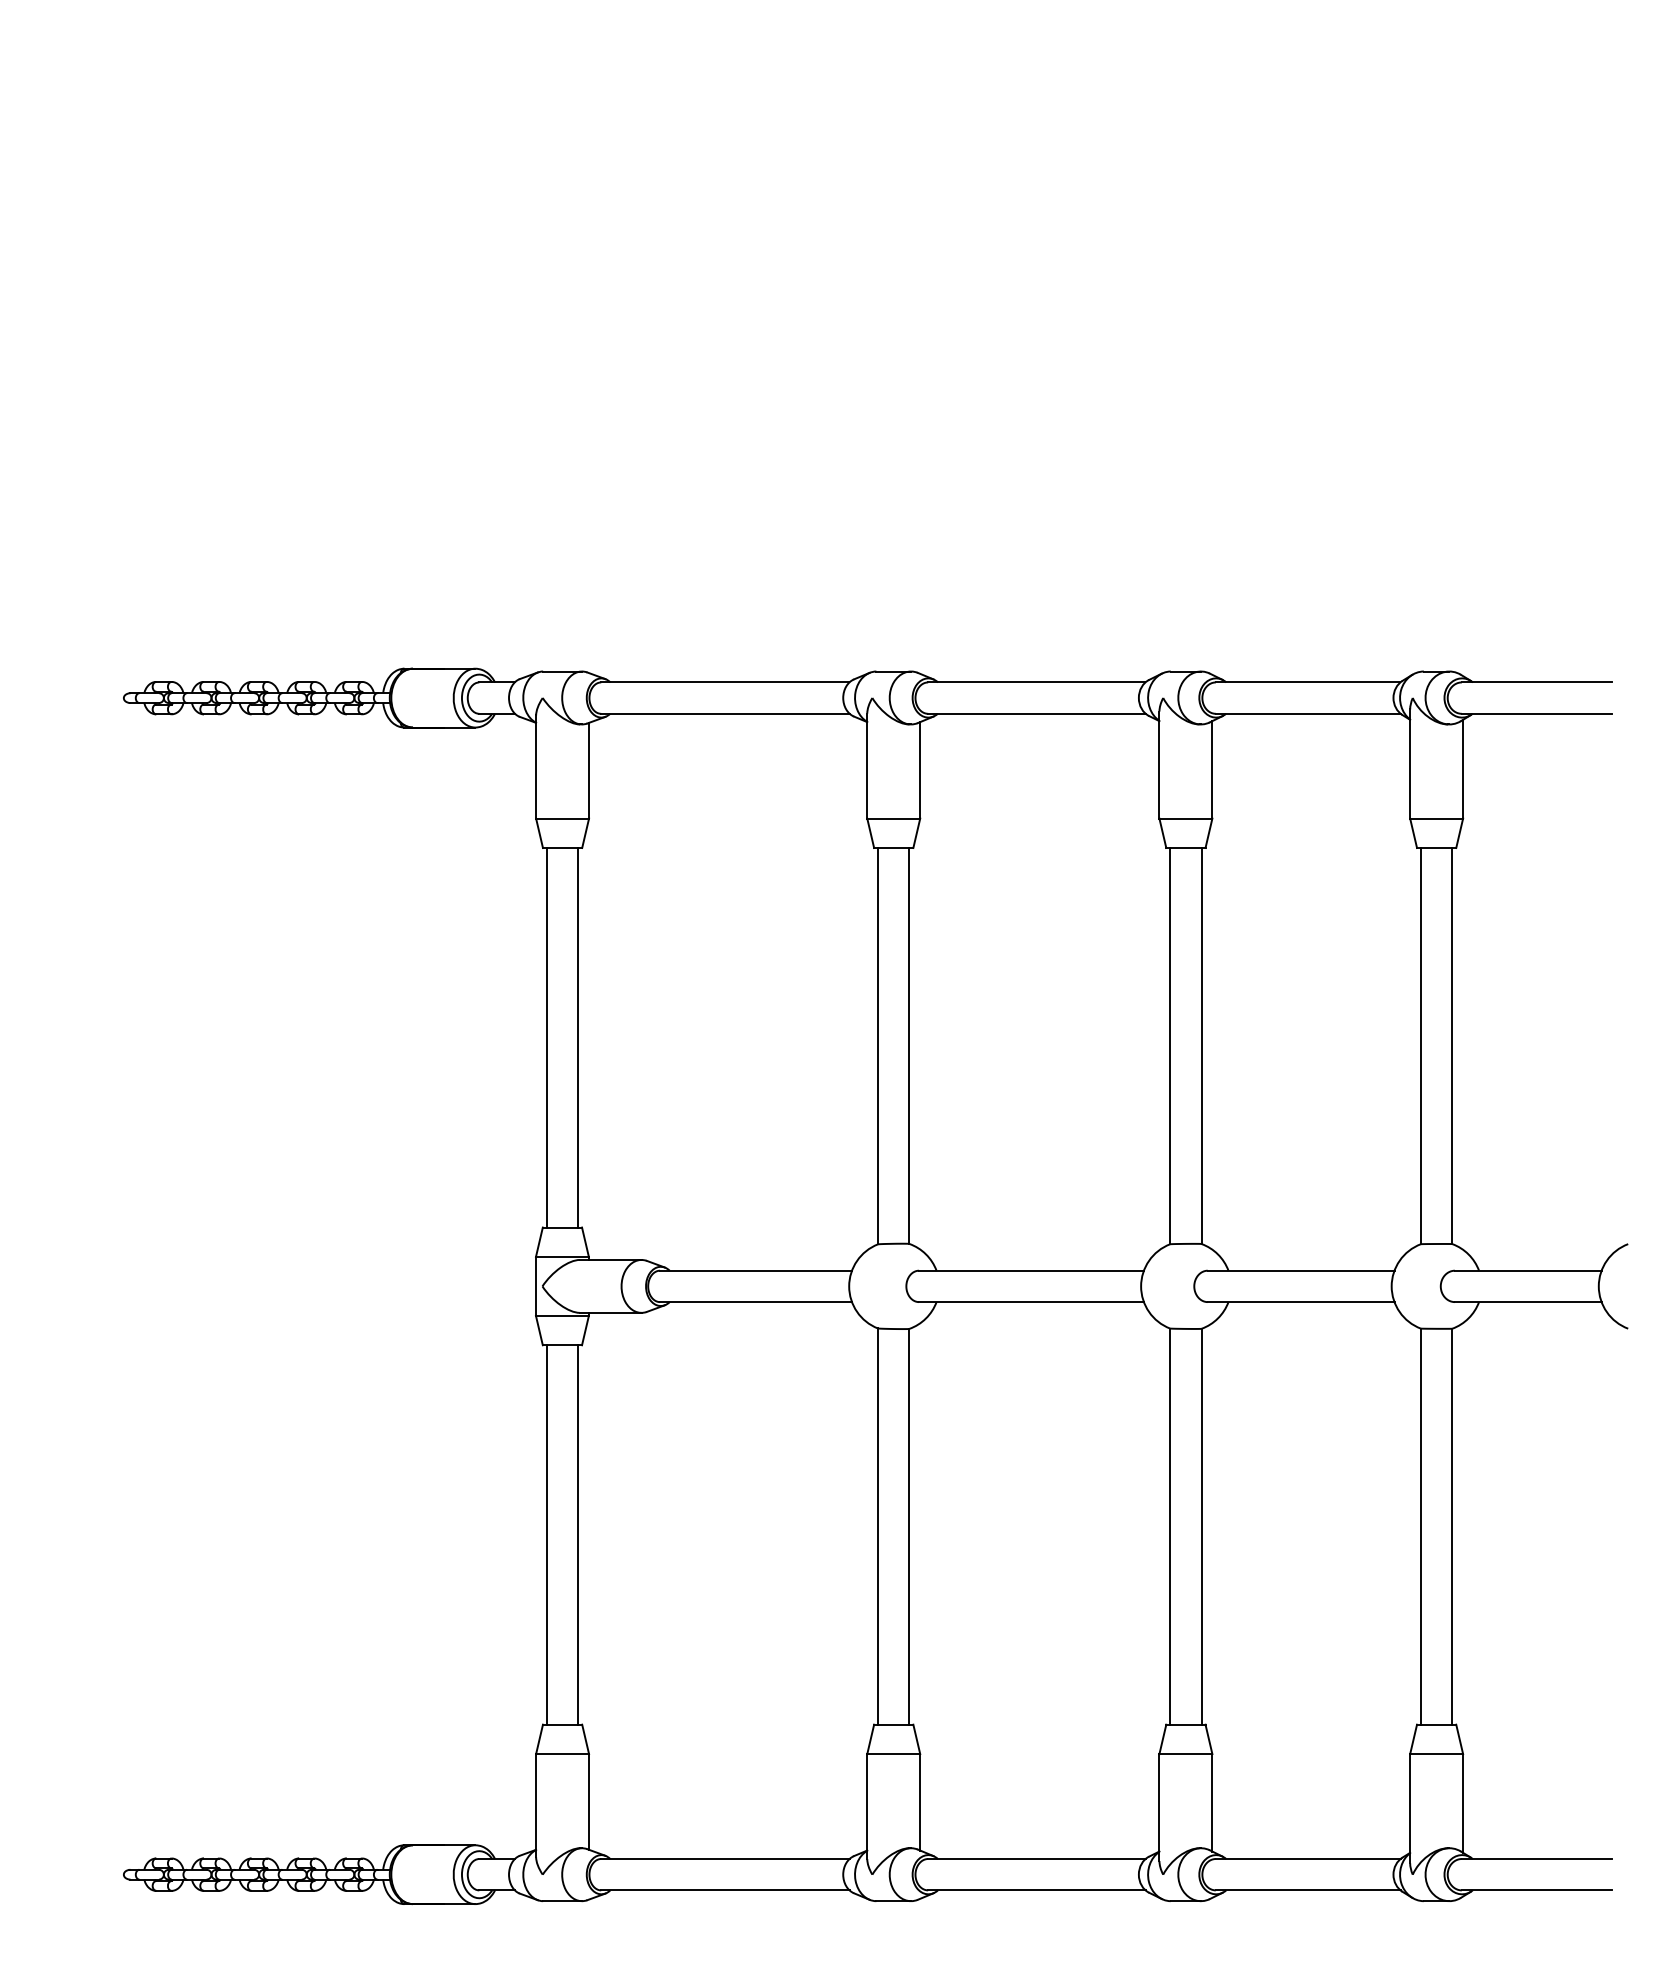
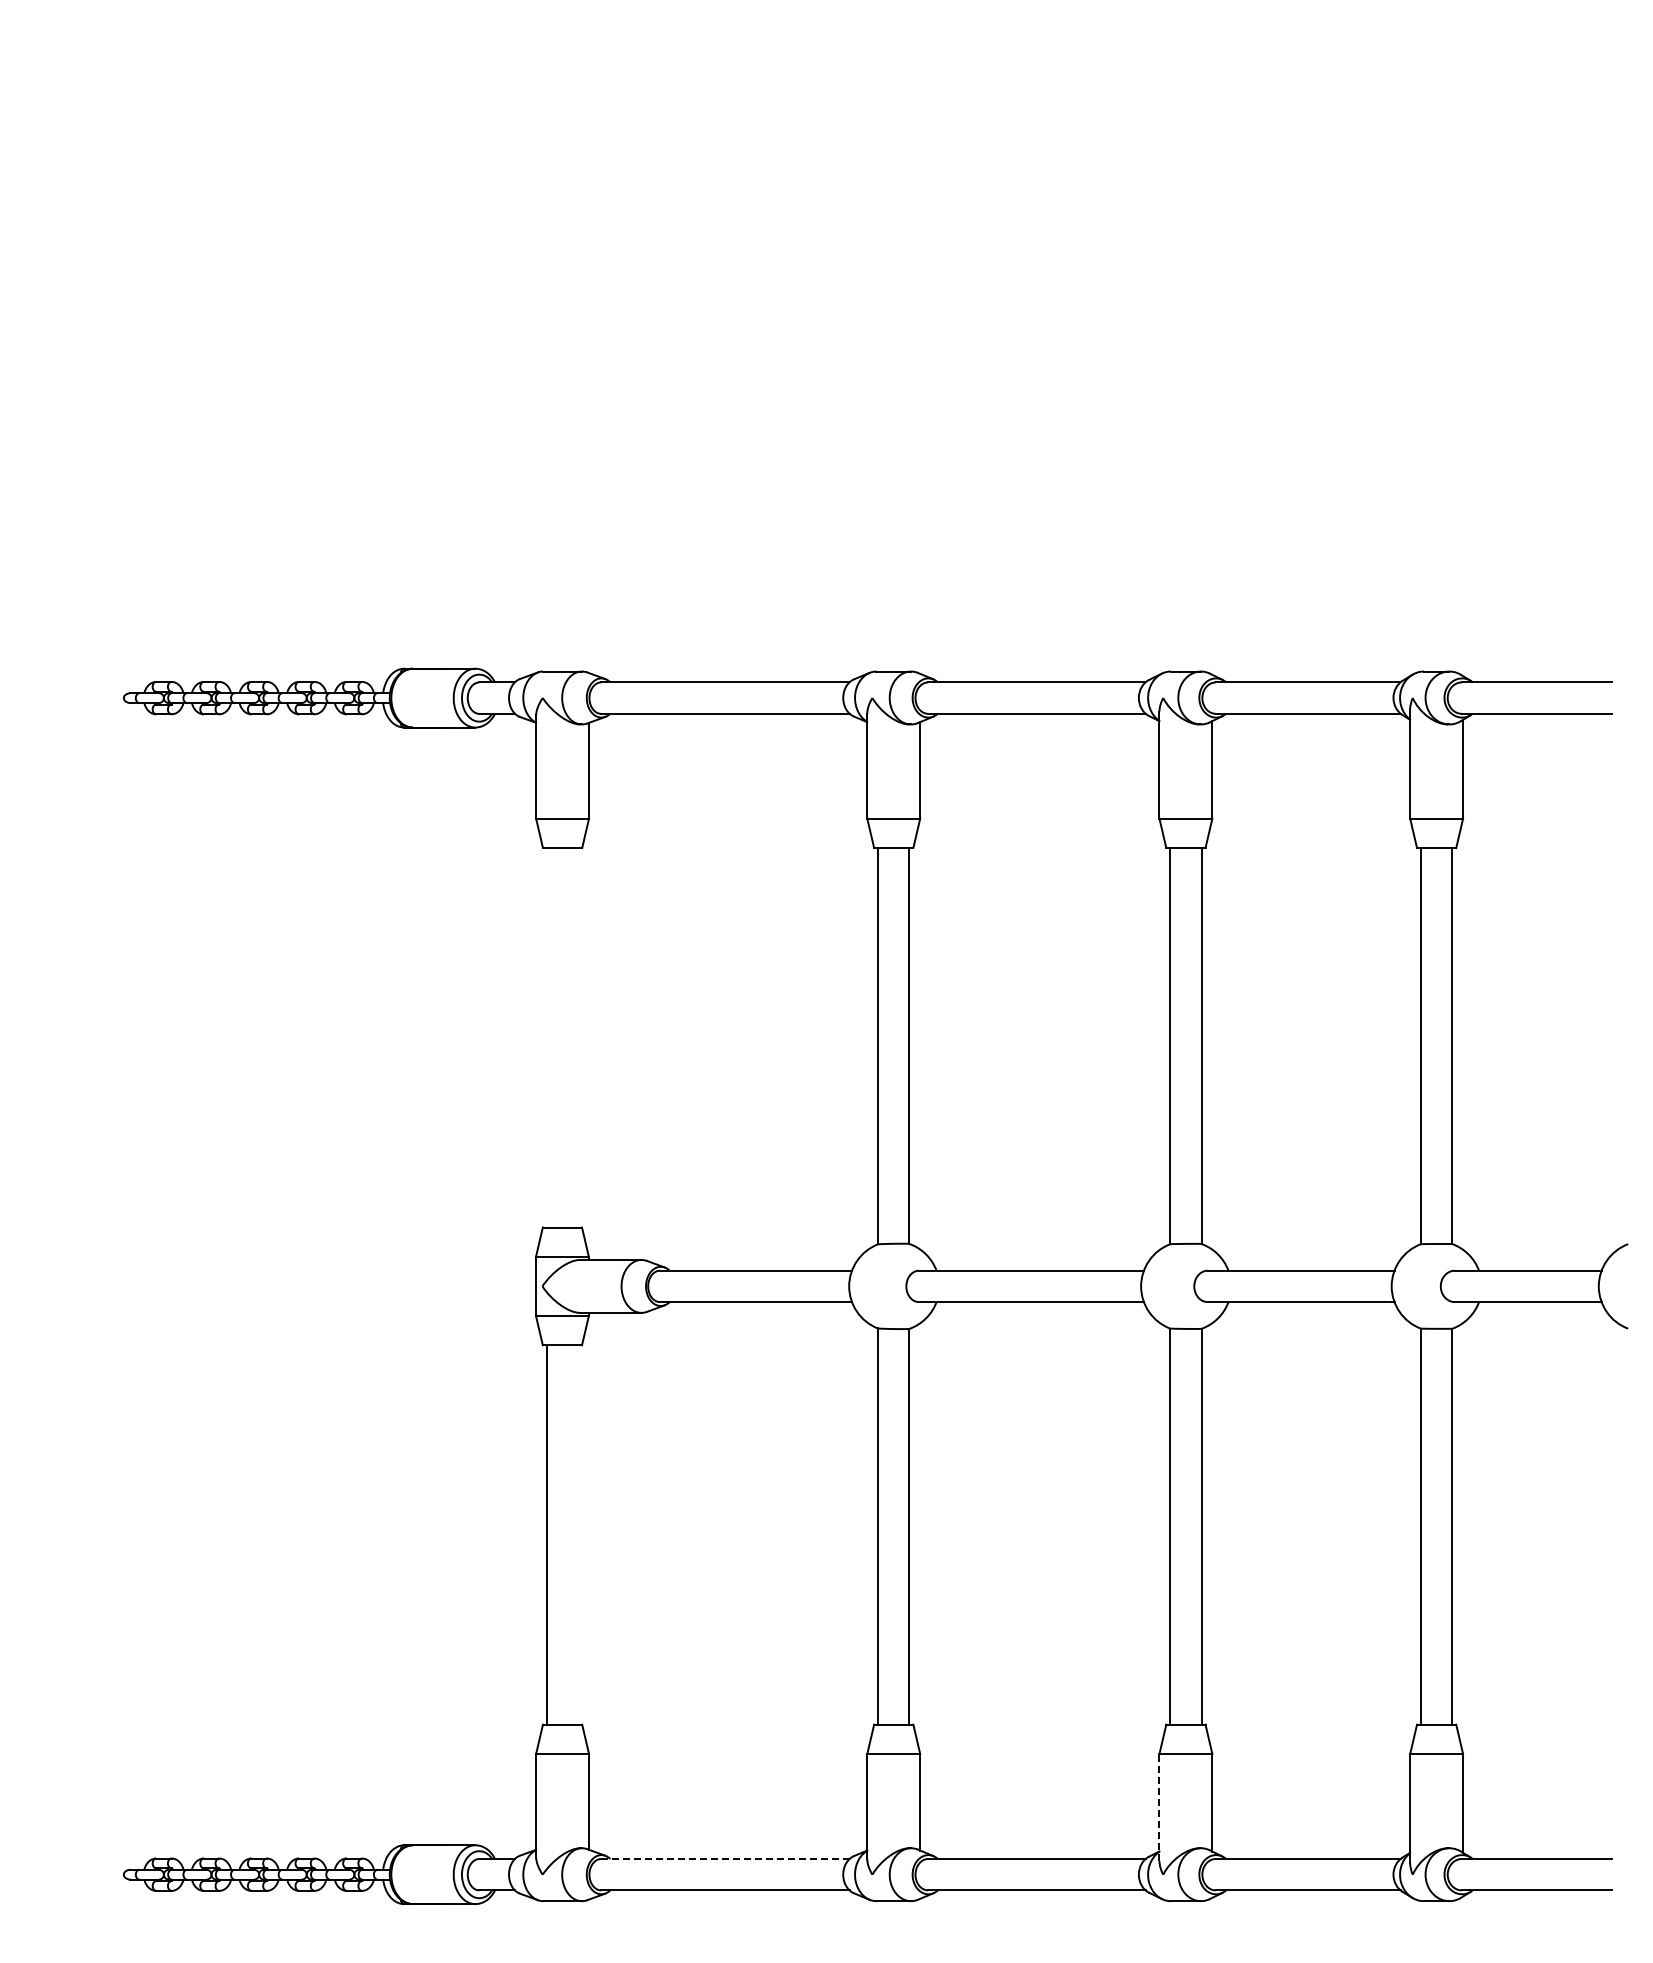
line: present -> none (546, 1037)
line: present -> none (578, 1037)
line: present -> none (578, 1534)
line: solid -> dashed (1159, 1807)
line: solid -> dashed (724, 1859)
